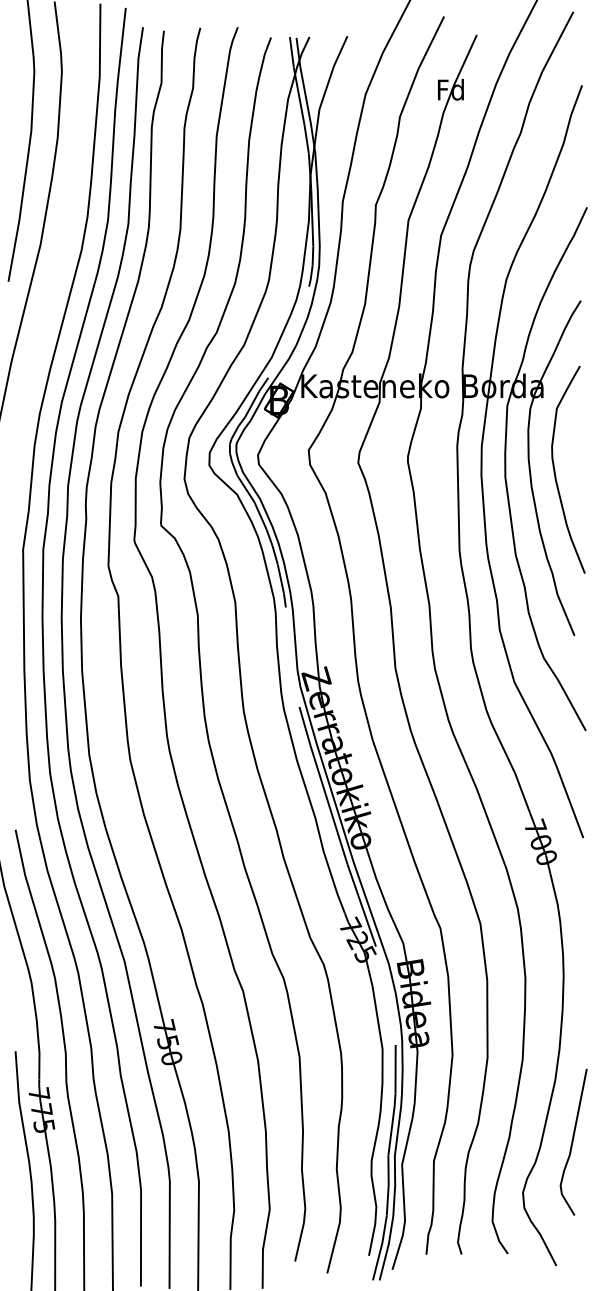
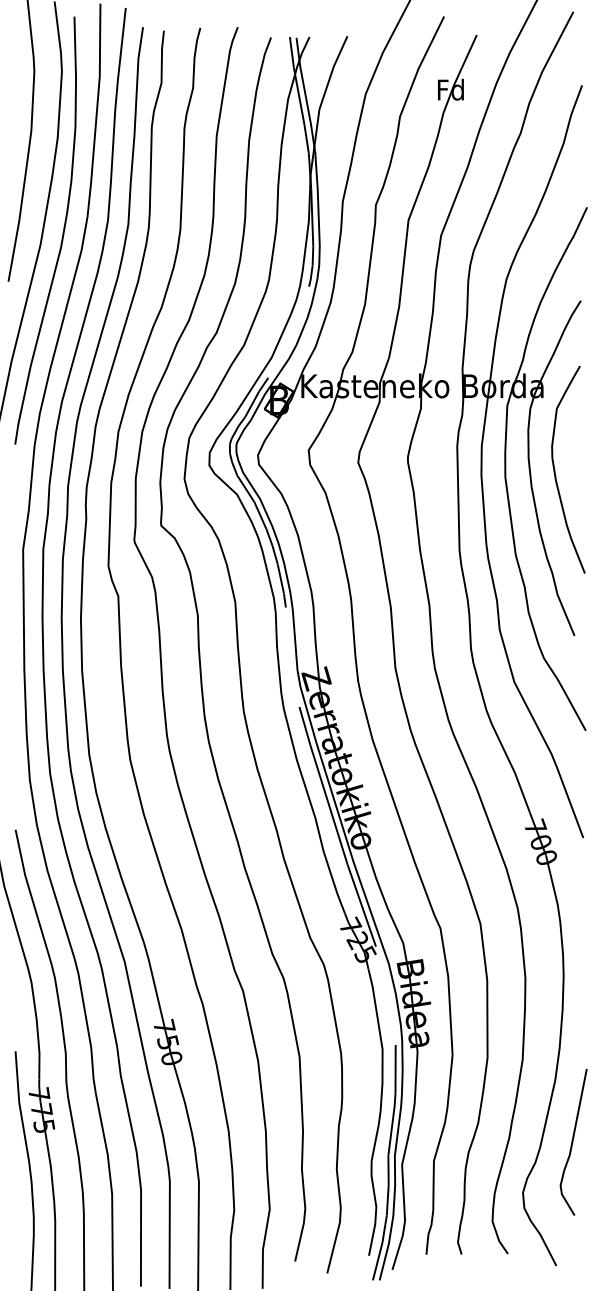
curve: none -> present (62, 232)
